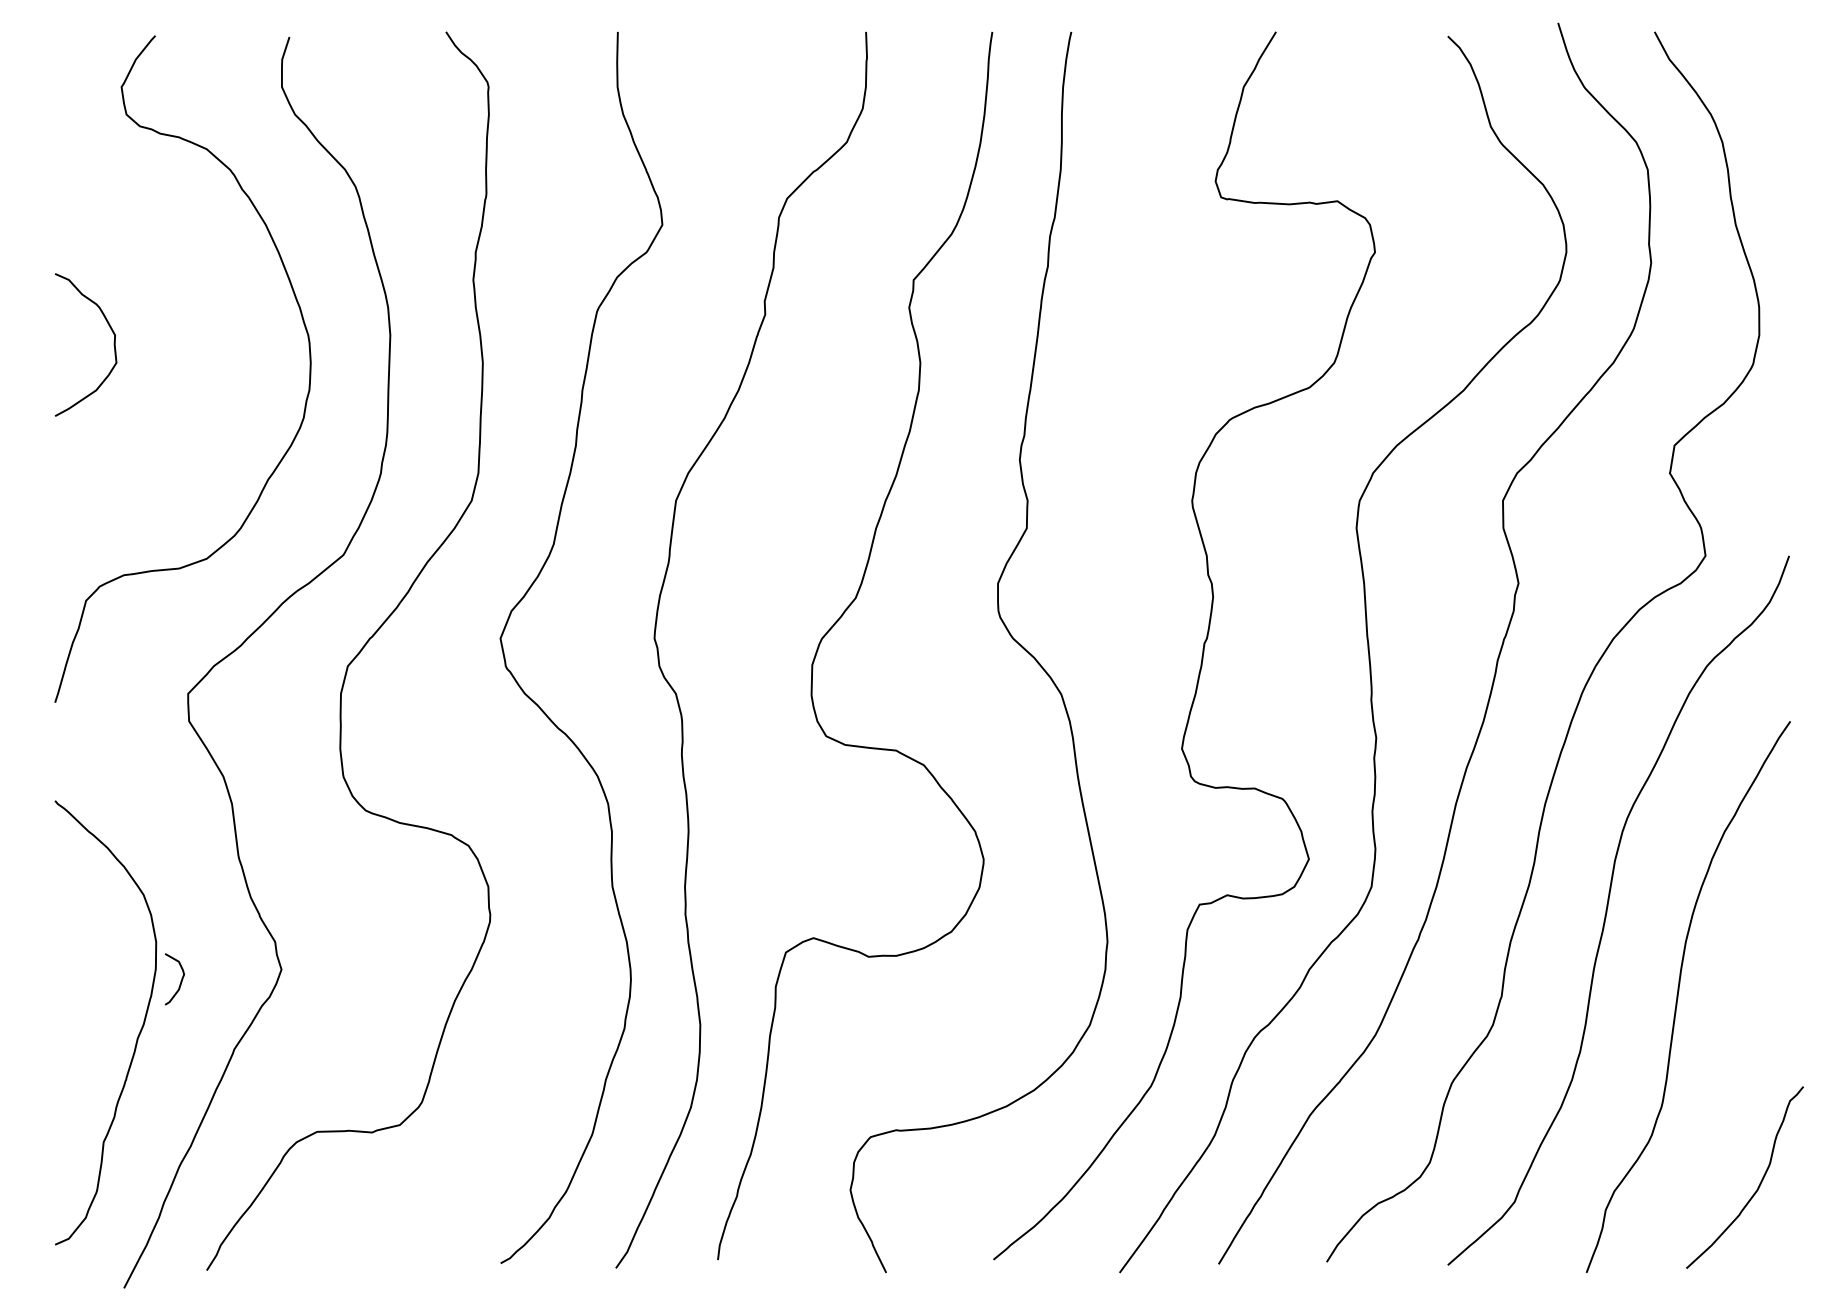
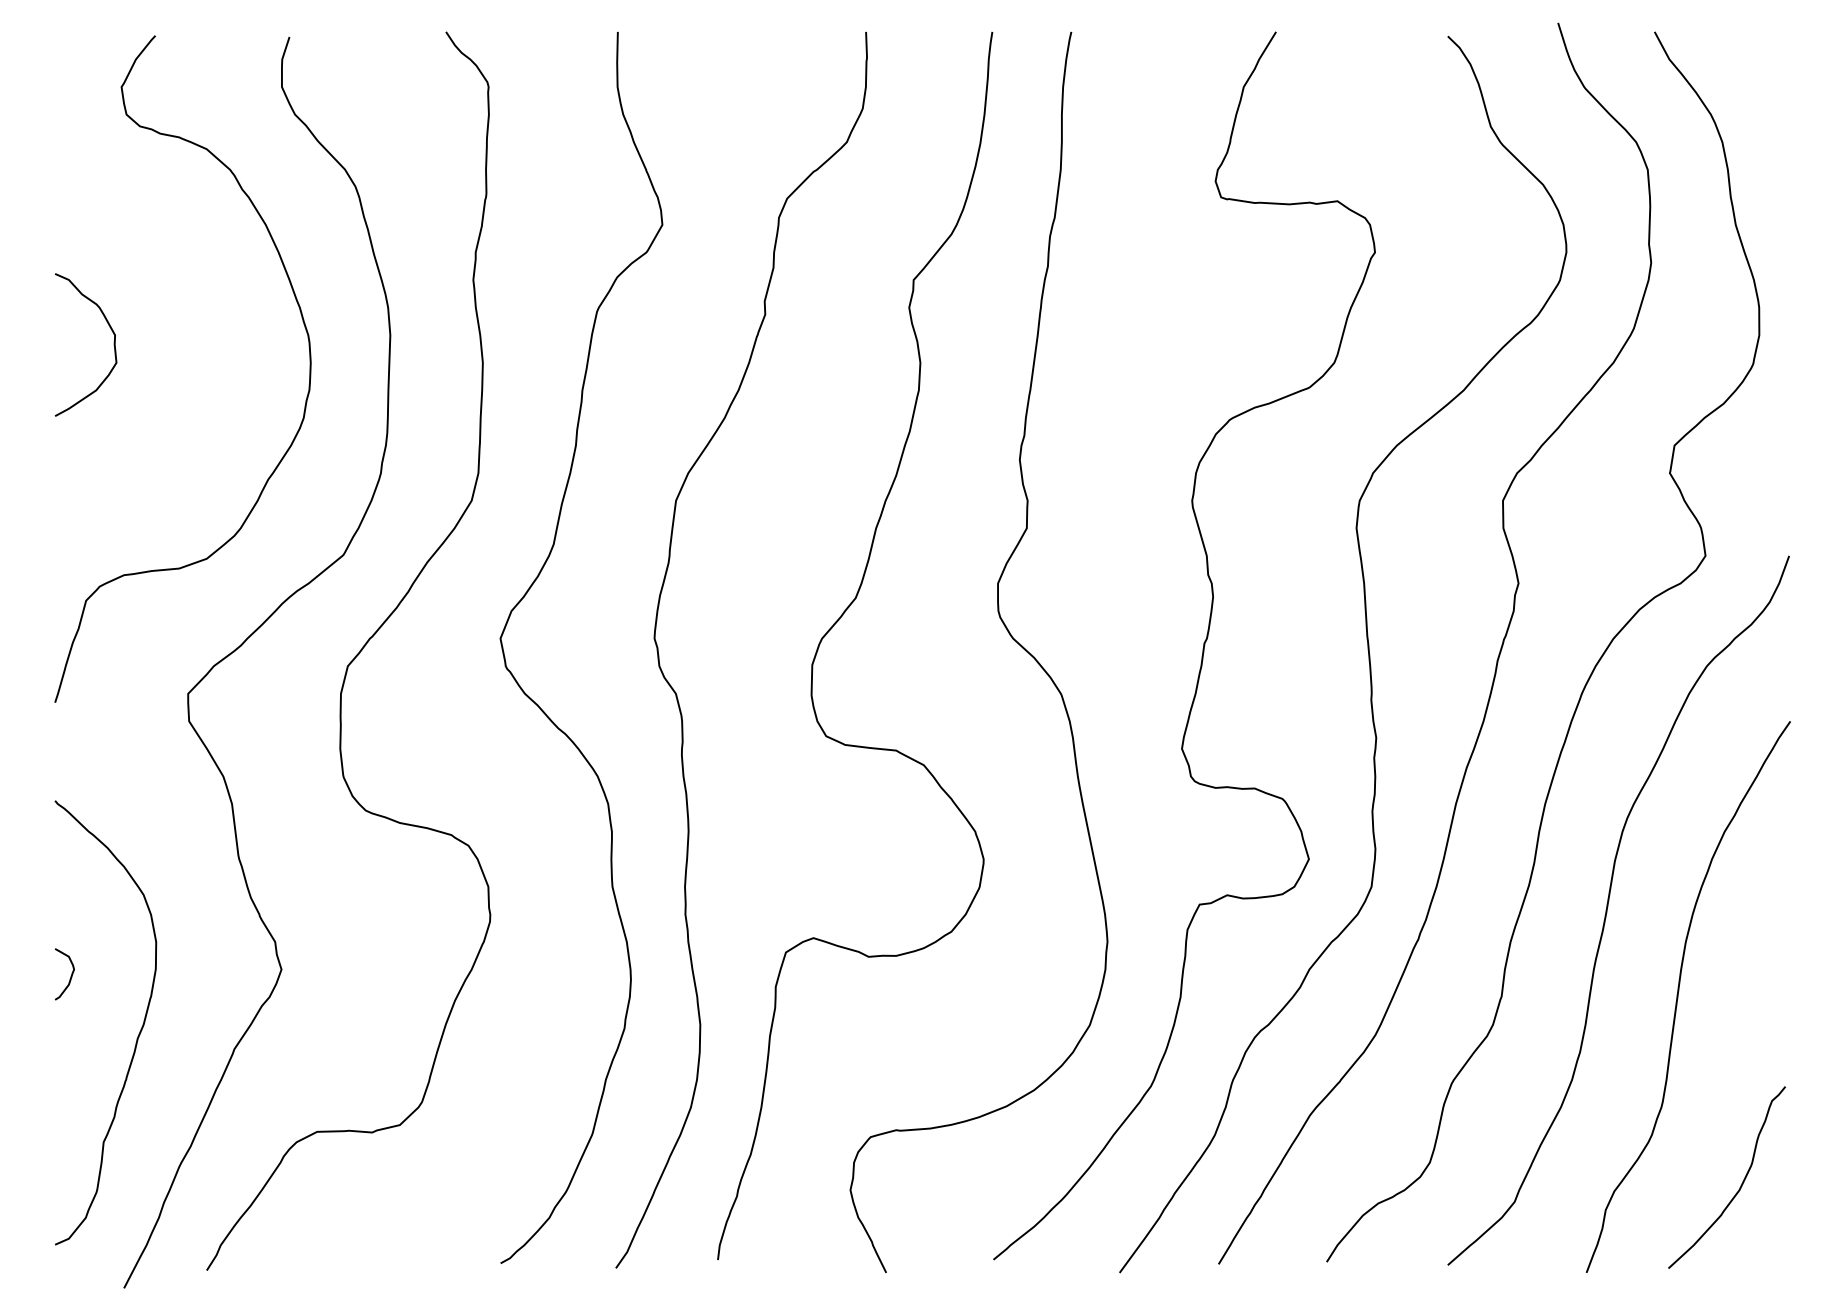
curve position: (180, 981) -> (70, 976) (70, 976)
curve position: (1758, 1185) -> (1740, 1185) (1740, 1185)
